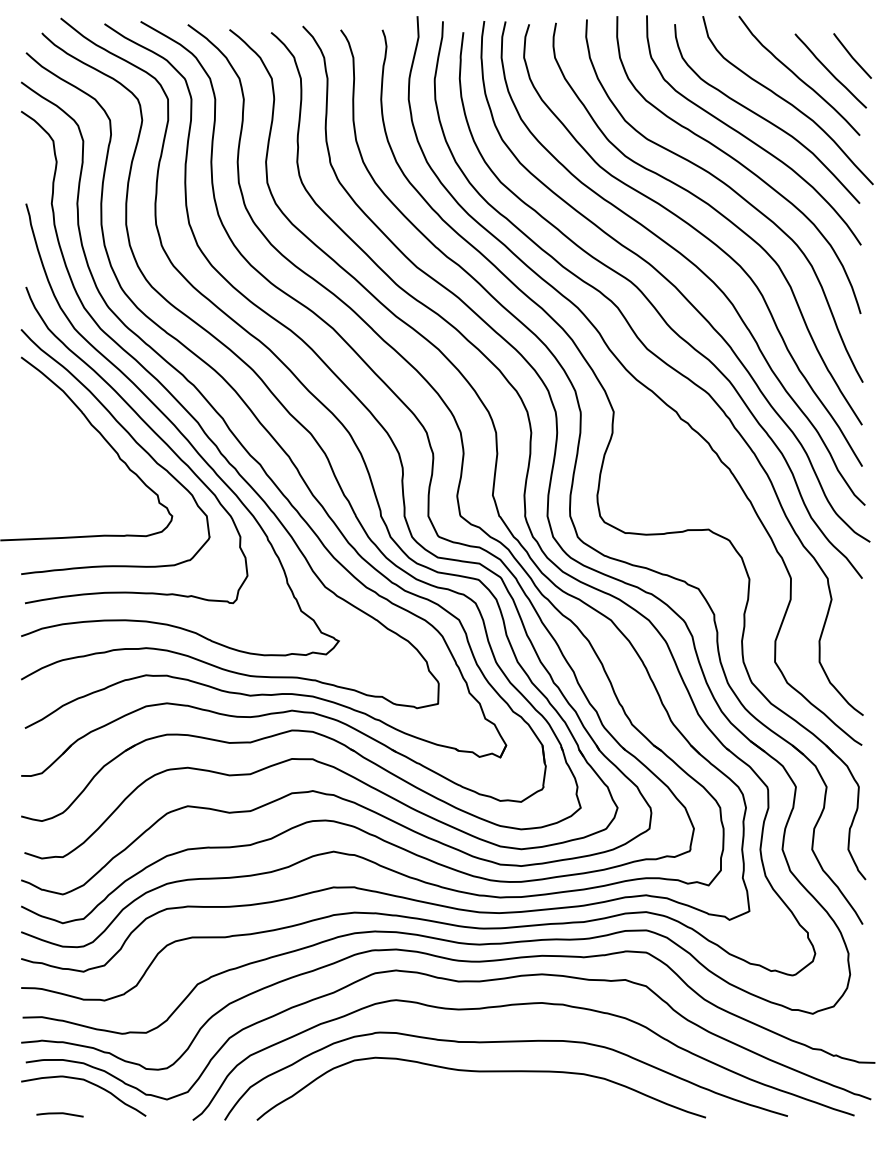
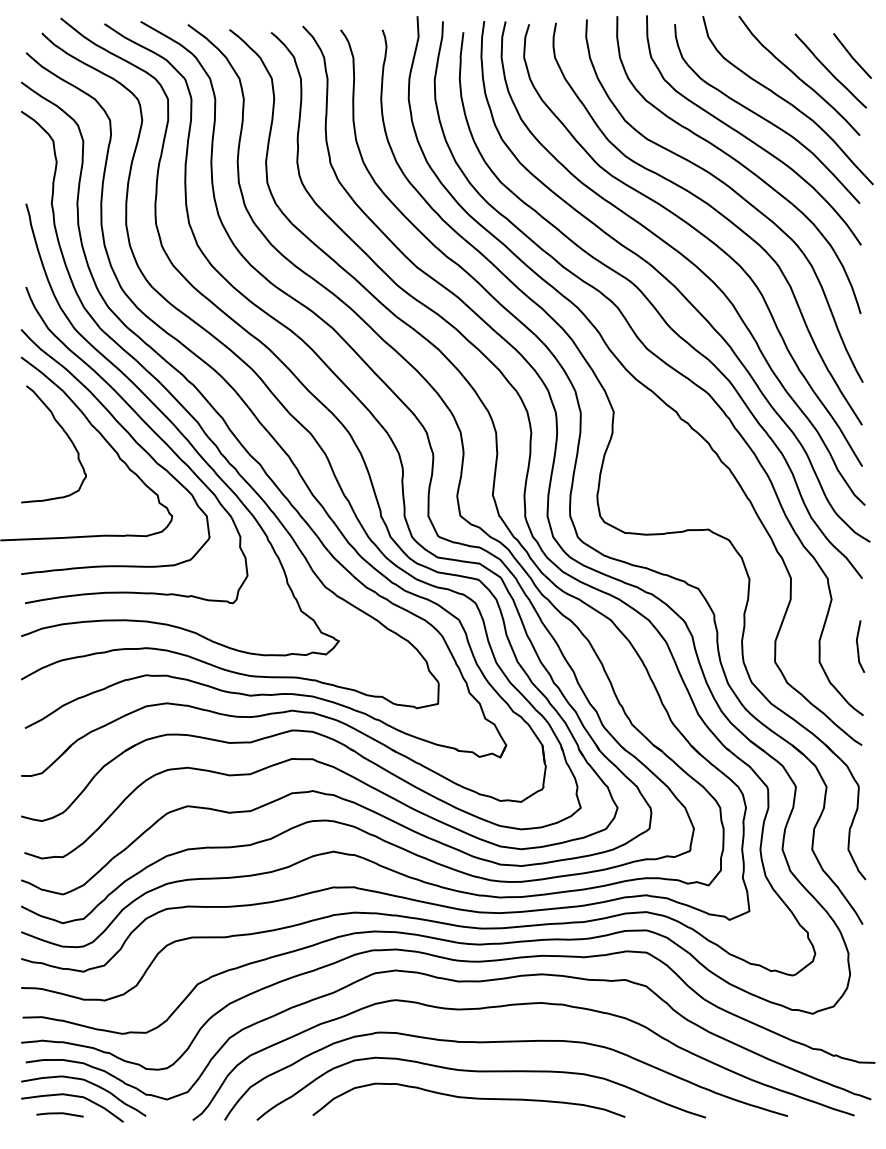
curve: none -> present (65, 434)
curve: none -> present (858, 646)
curve: none -> present (76, 1097)
curve: none -> present (468, 1098)
